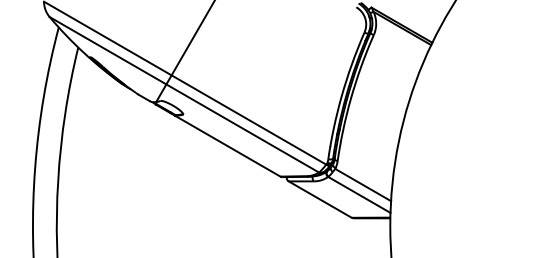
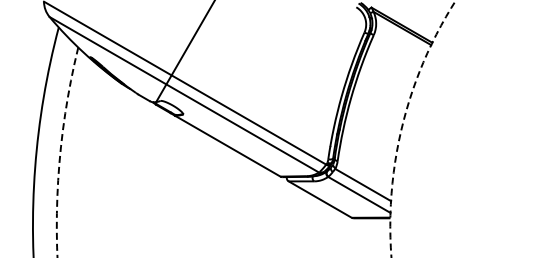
circle: solid -> dashed (422, 128)
arc: solid -> dashed (60, 152)
